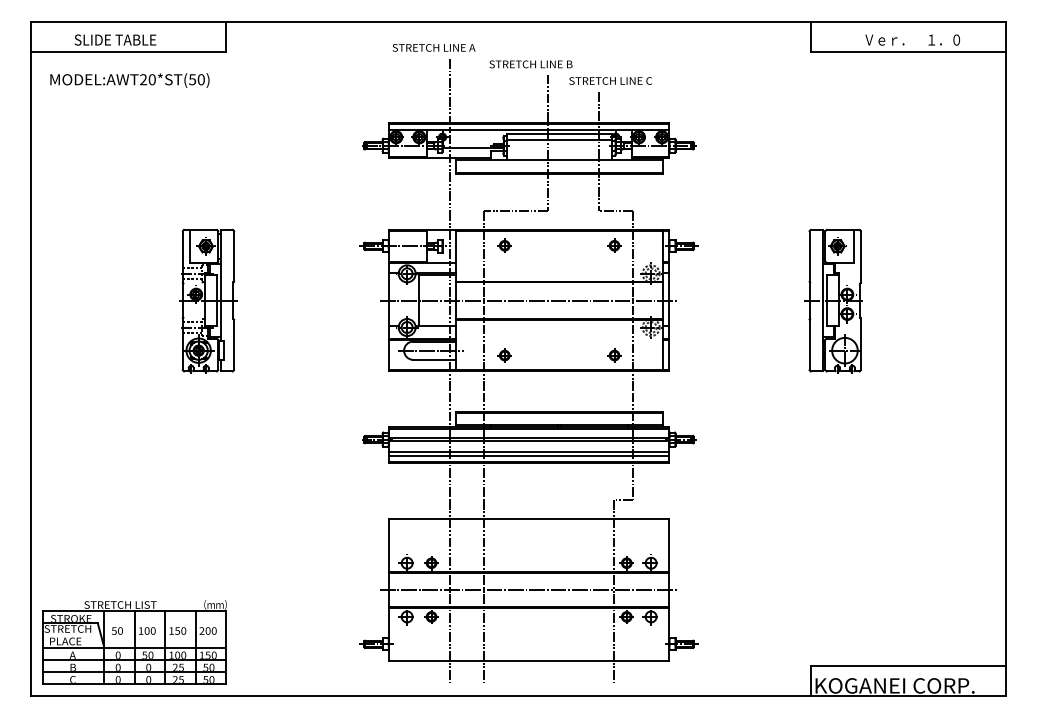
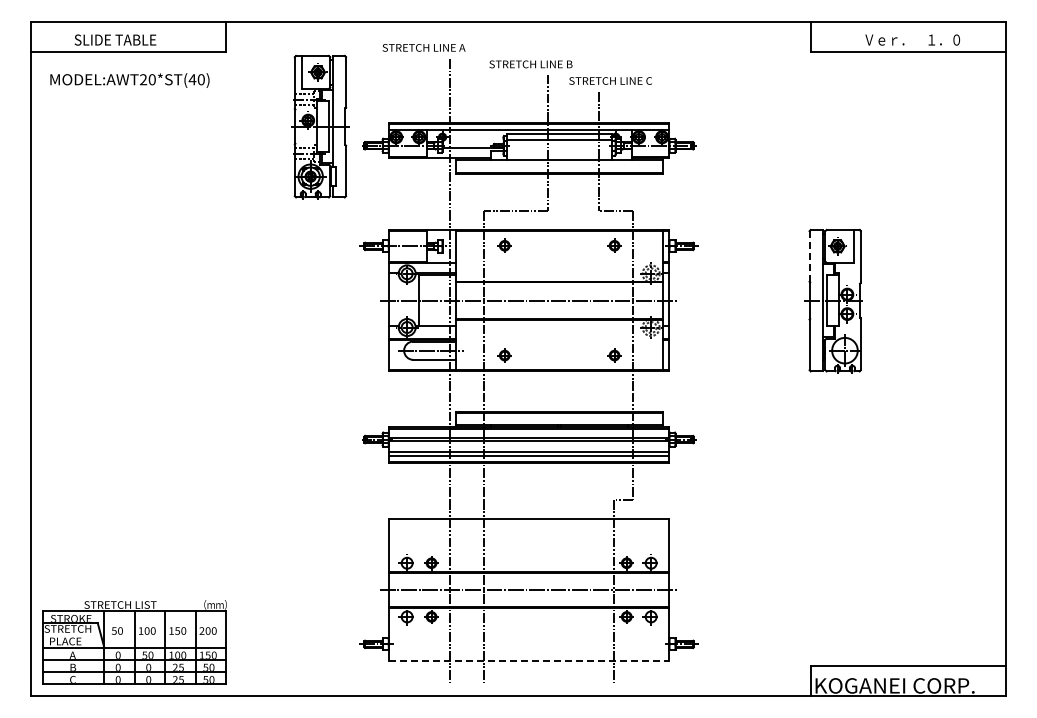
text position: (433, 47) -> (423, 47) (423, 47)
text: MODEL:AWT20*ST(50) -> MODEL:AWT20*ST(40) (192, 79)
line: solid -> dashed (809, 255)
part position: (208, 300) -> (320, 126) (320, 126)
line: solid -> dashed (529, 660)
